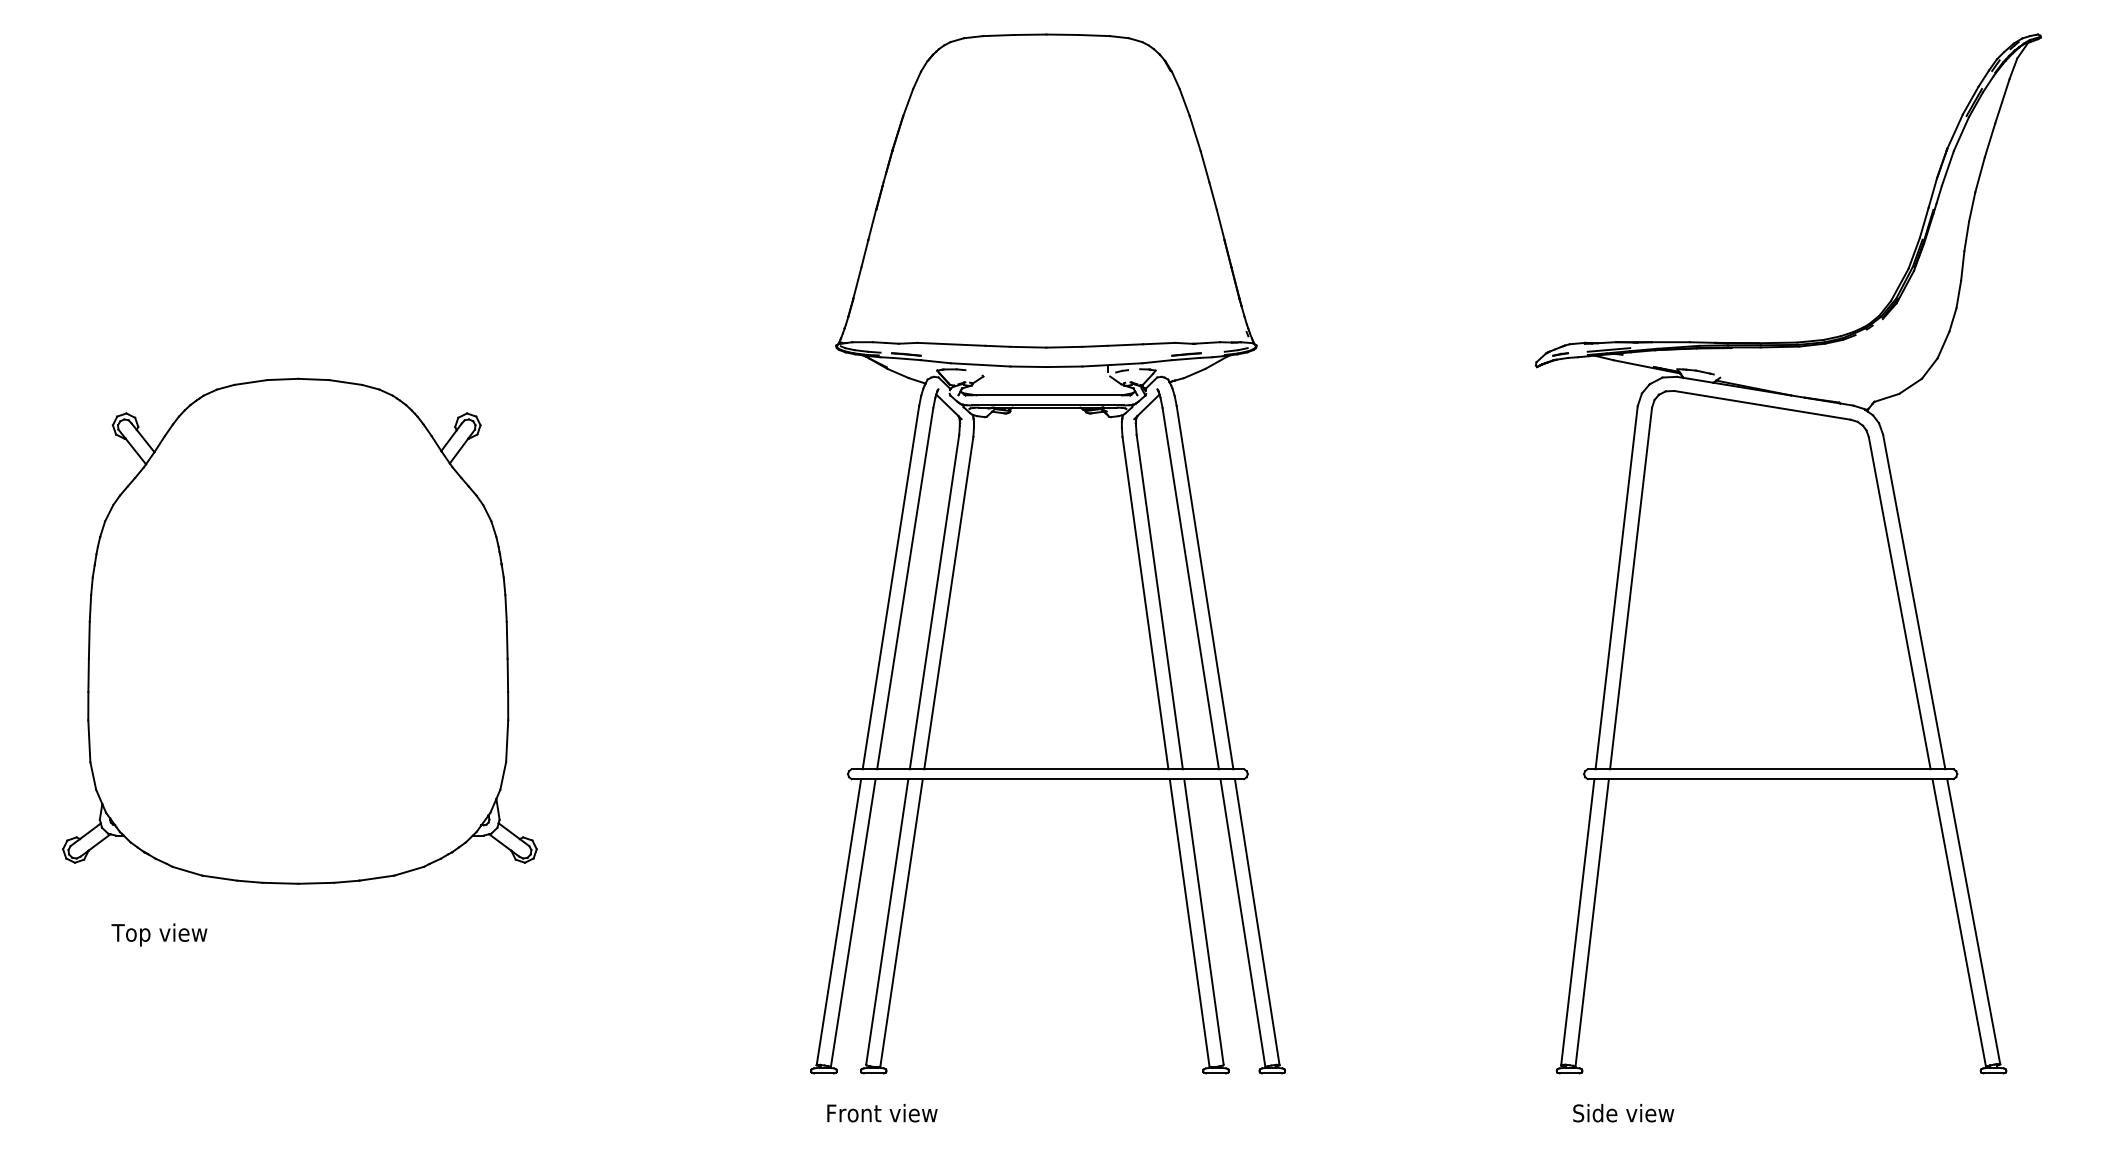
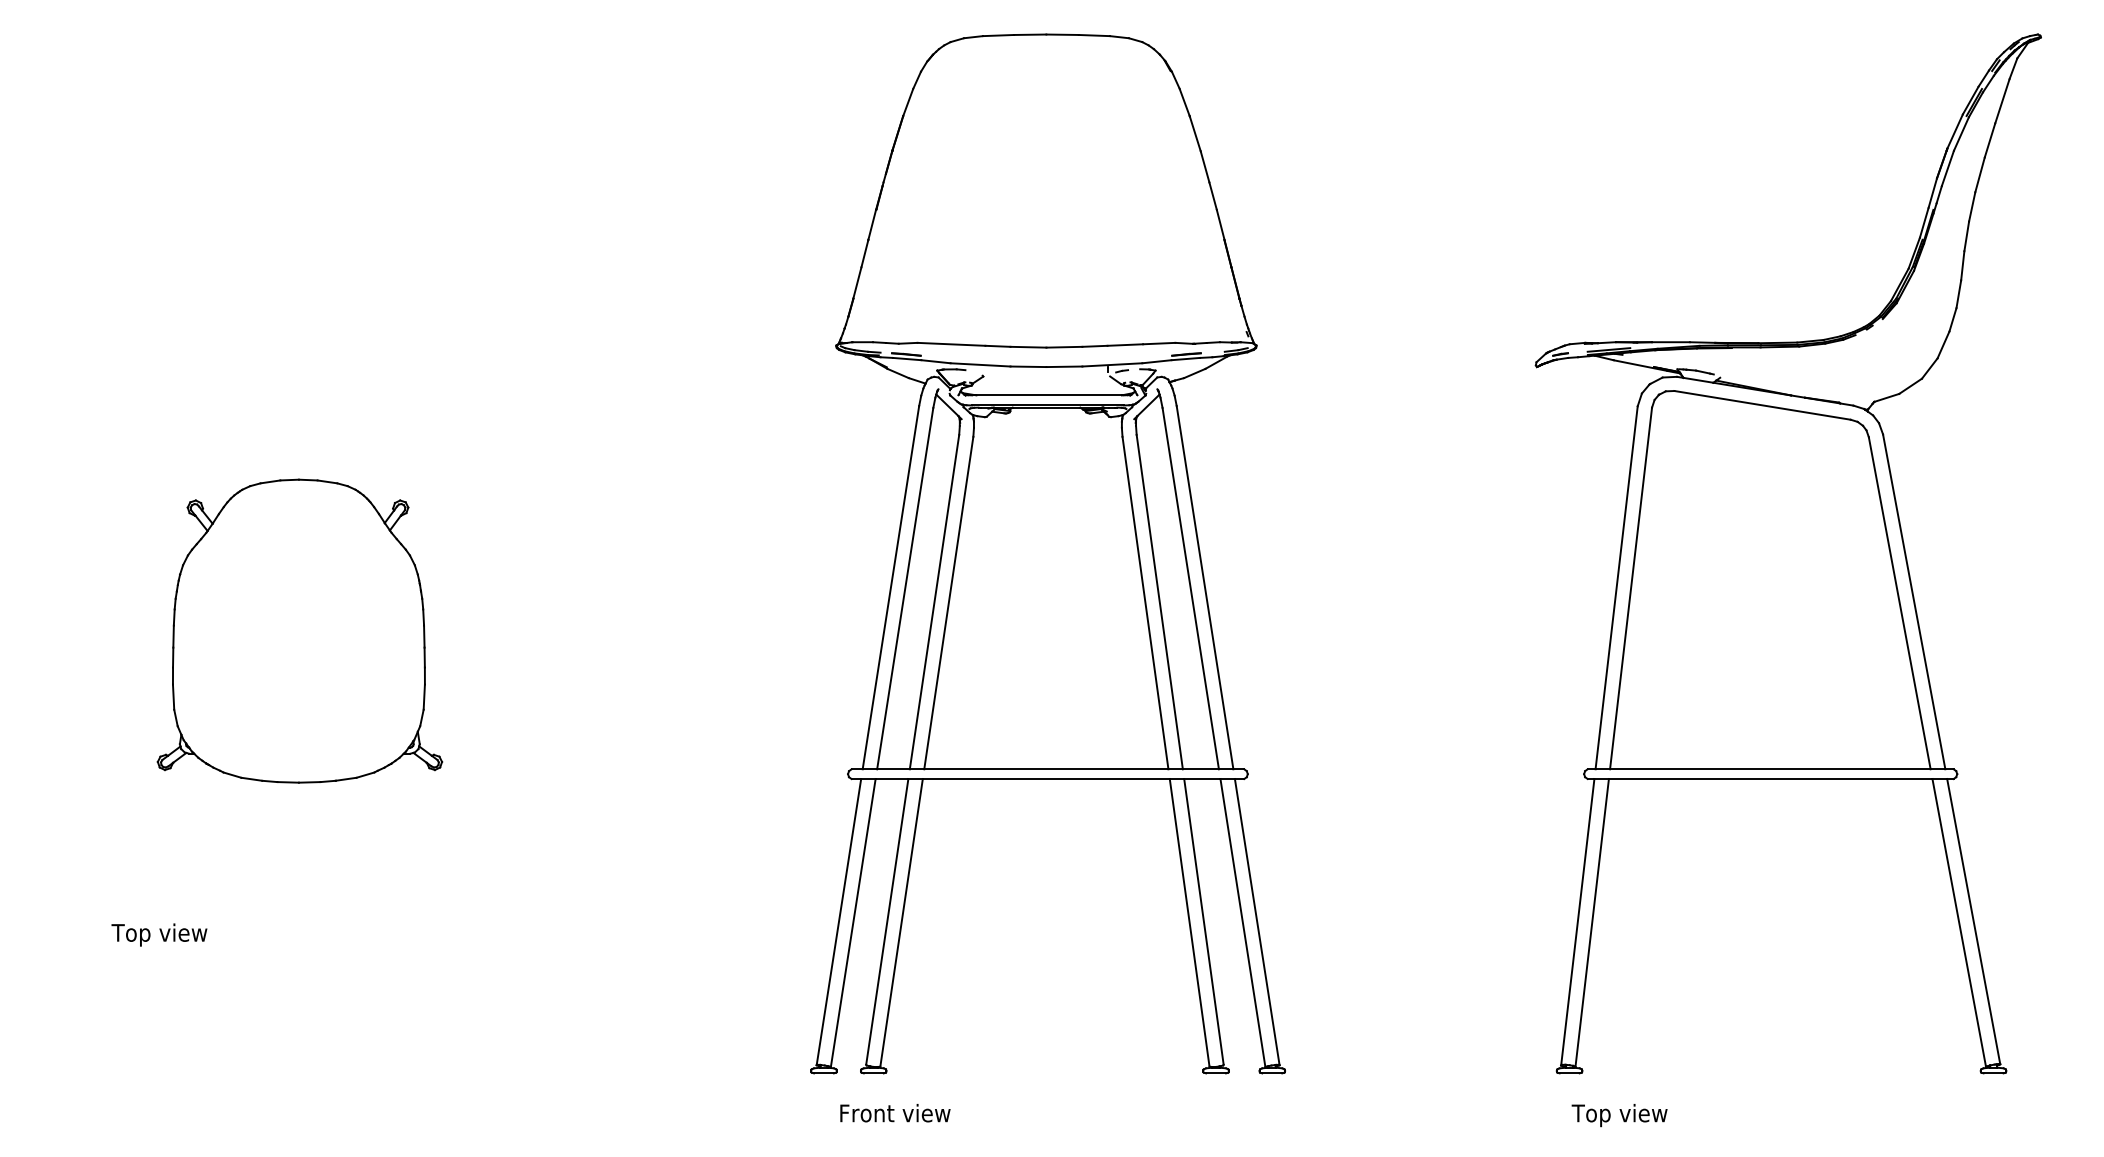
part size: 476x508 px -> 288x306 px (299, 630)
text position: (882, 1113) -> (895, 1113) (895, 1113)
text: Side view -> Top view (1622, 1115)
